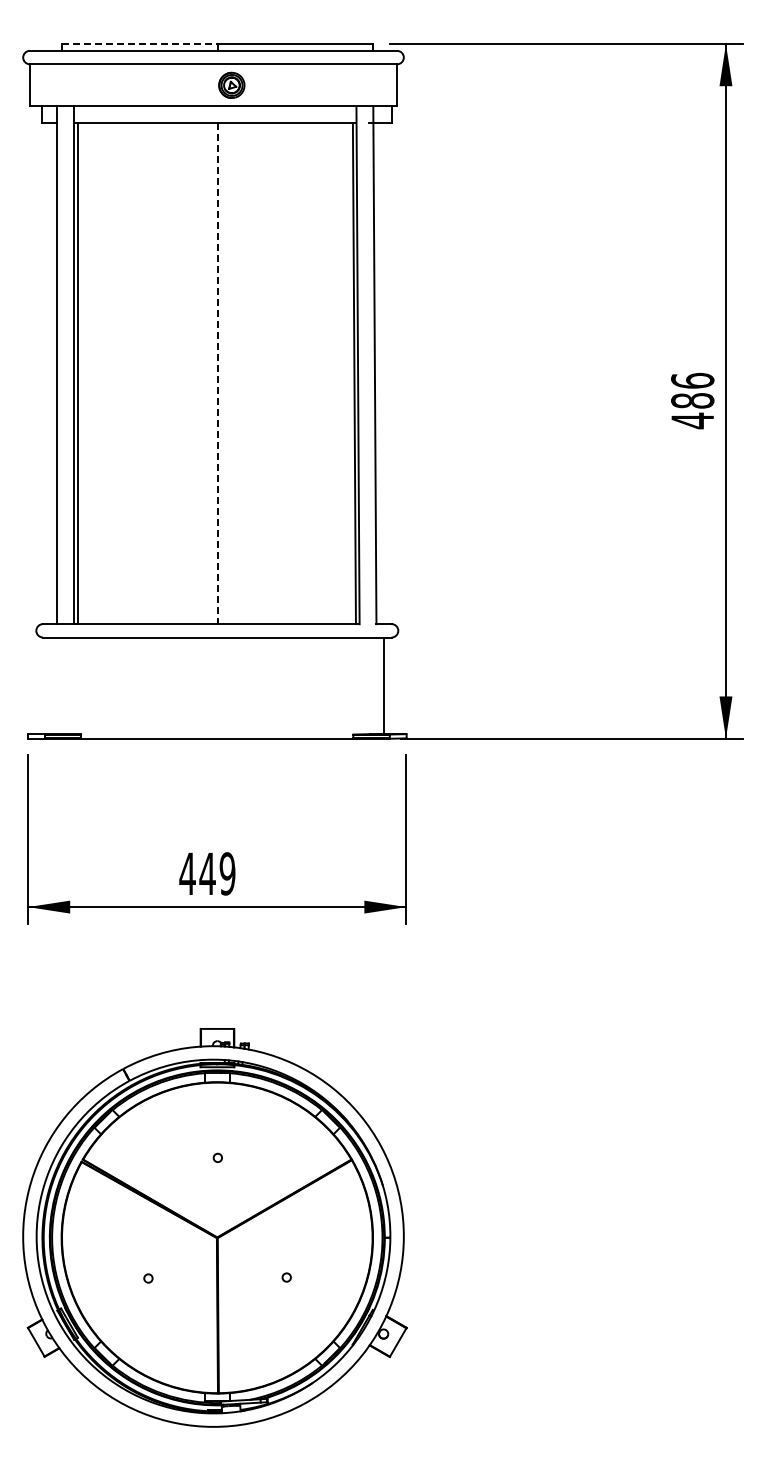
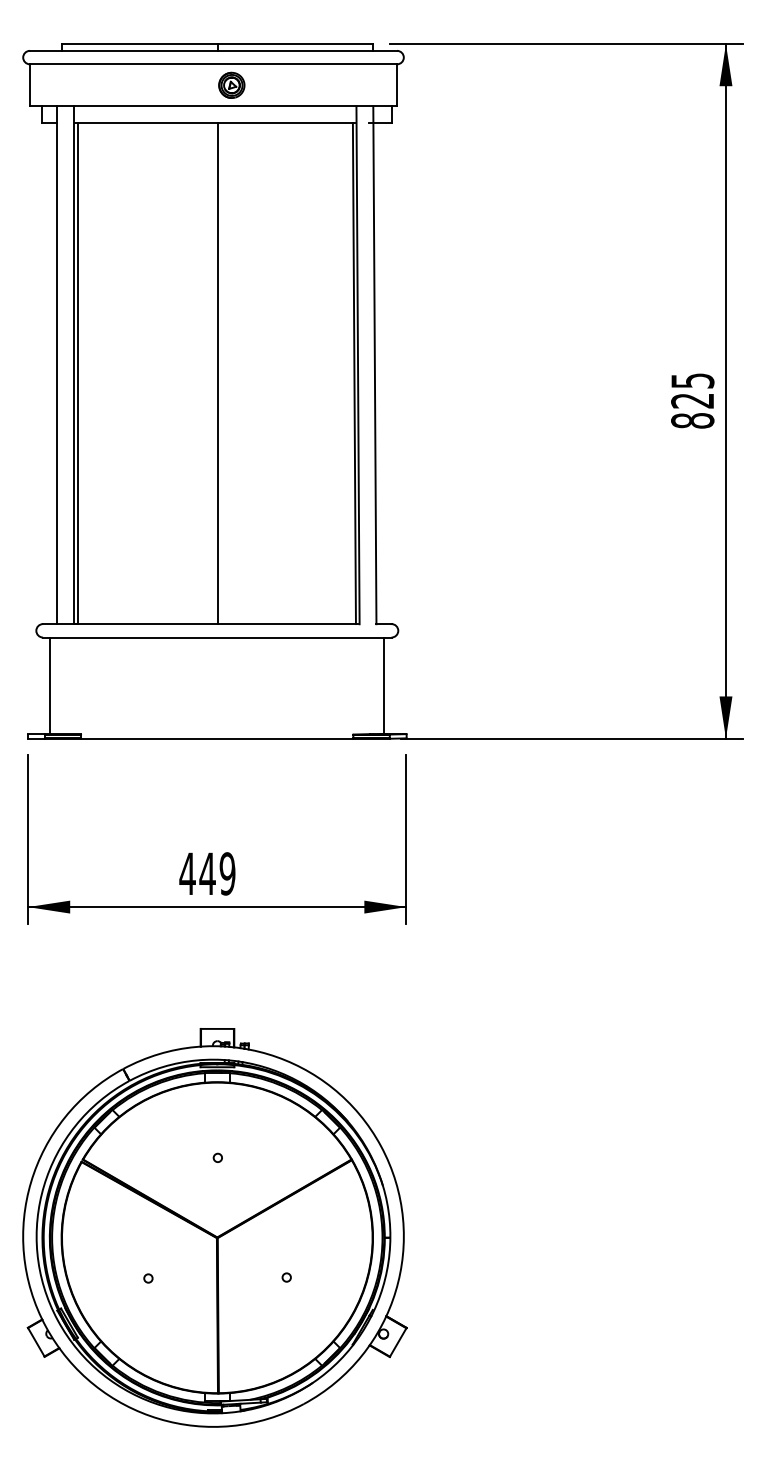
line: dashed -> solid (140, 44)
line: dashed -> solid (218, 374)
text: 486 -> 825 (692, 400)
line: none -> present (50, 685)
